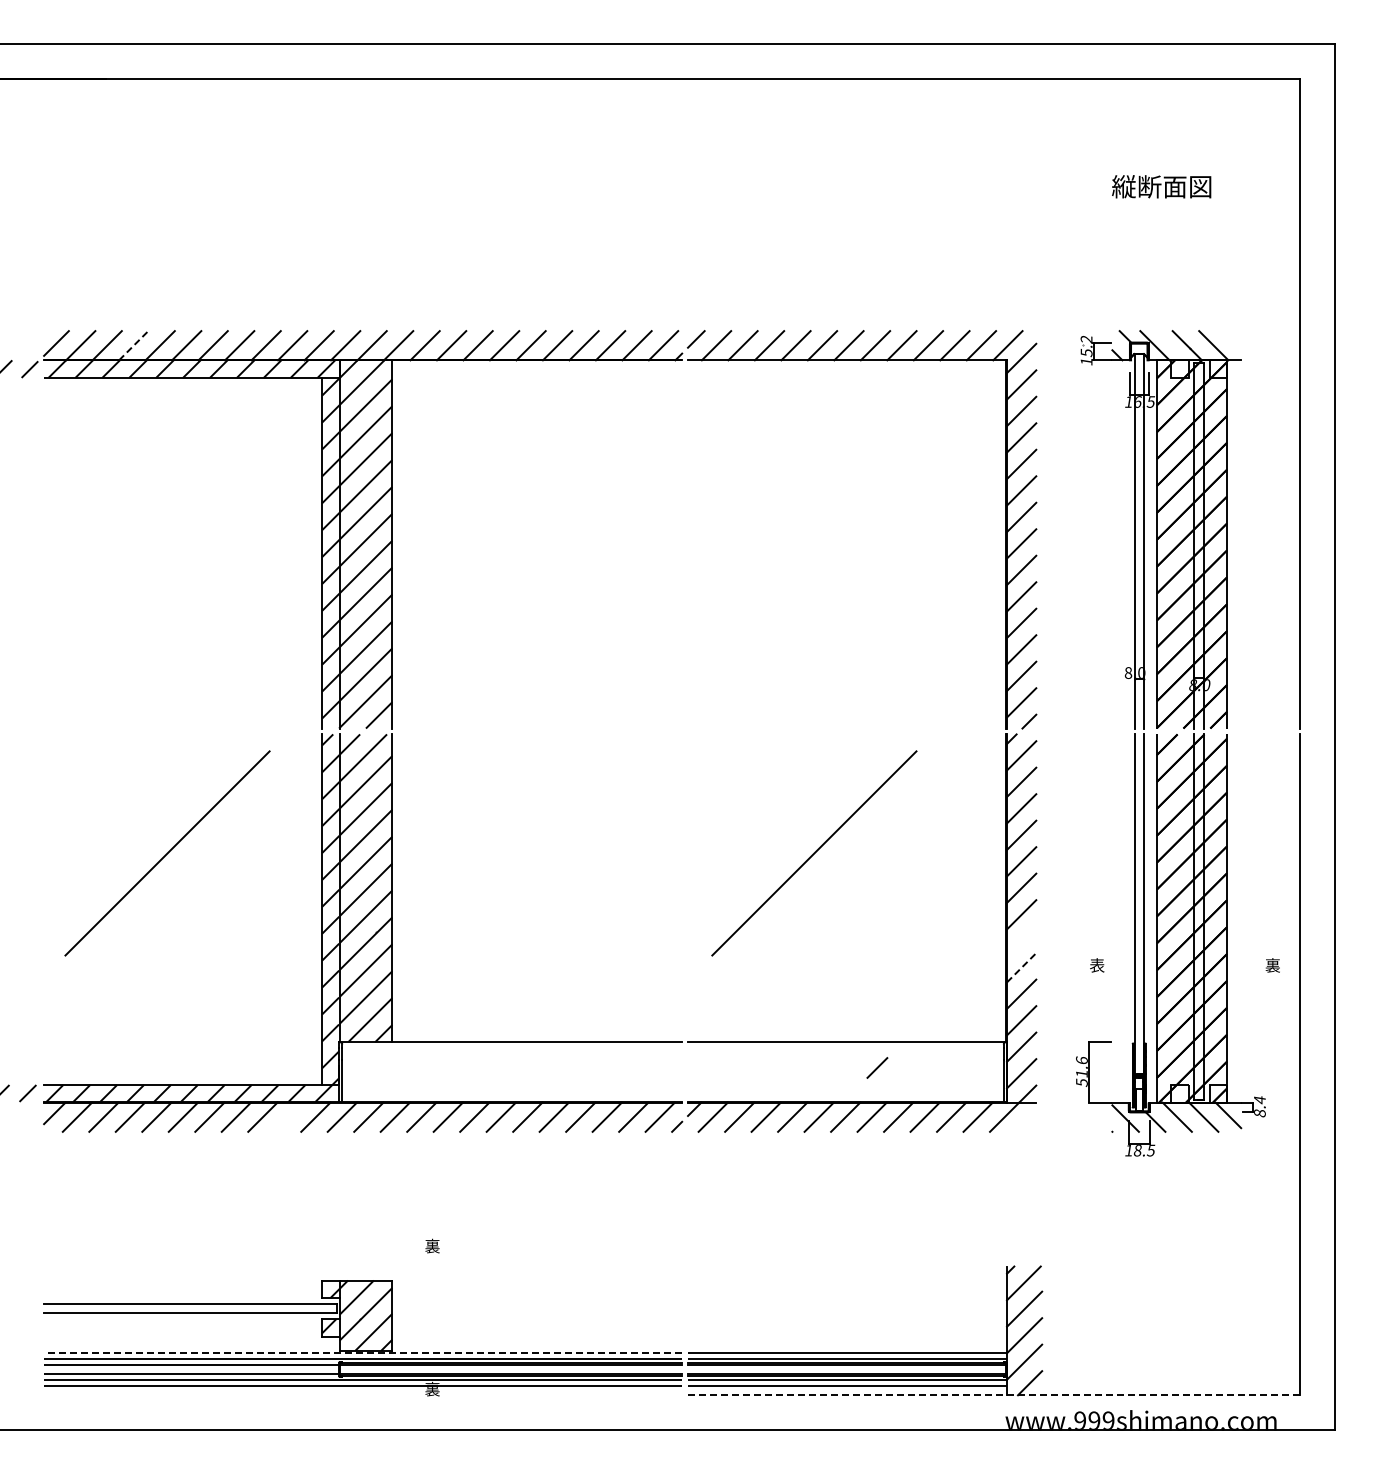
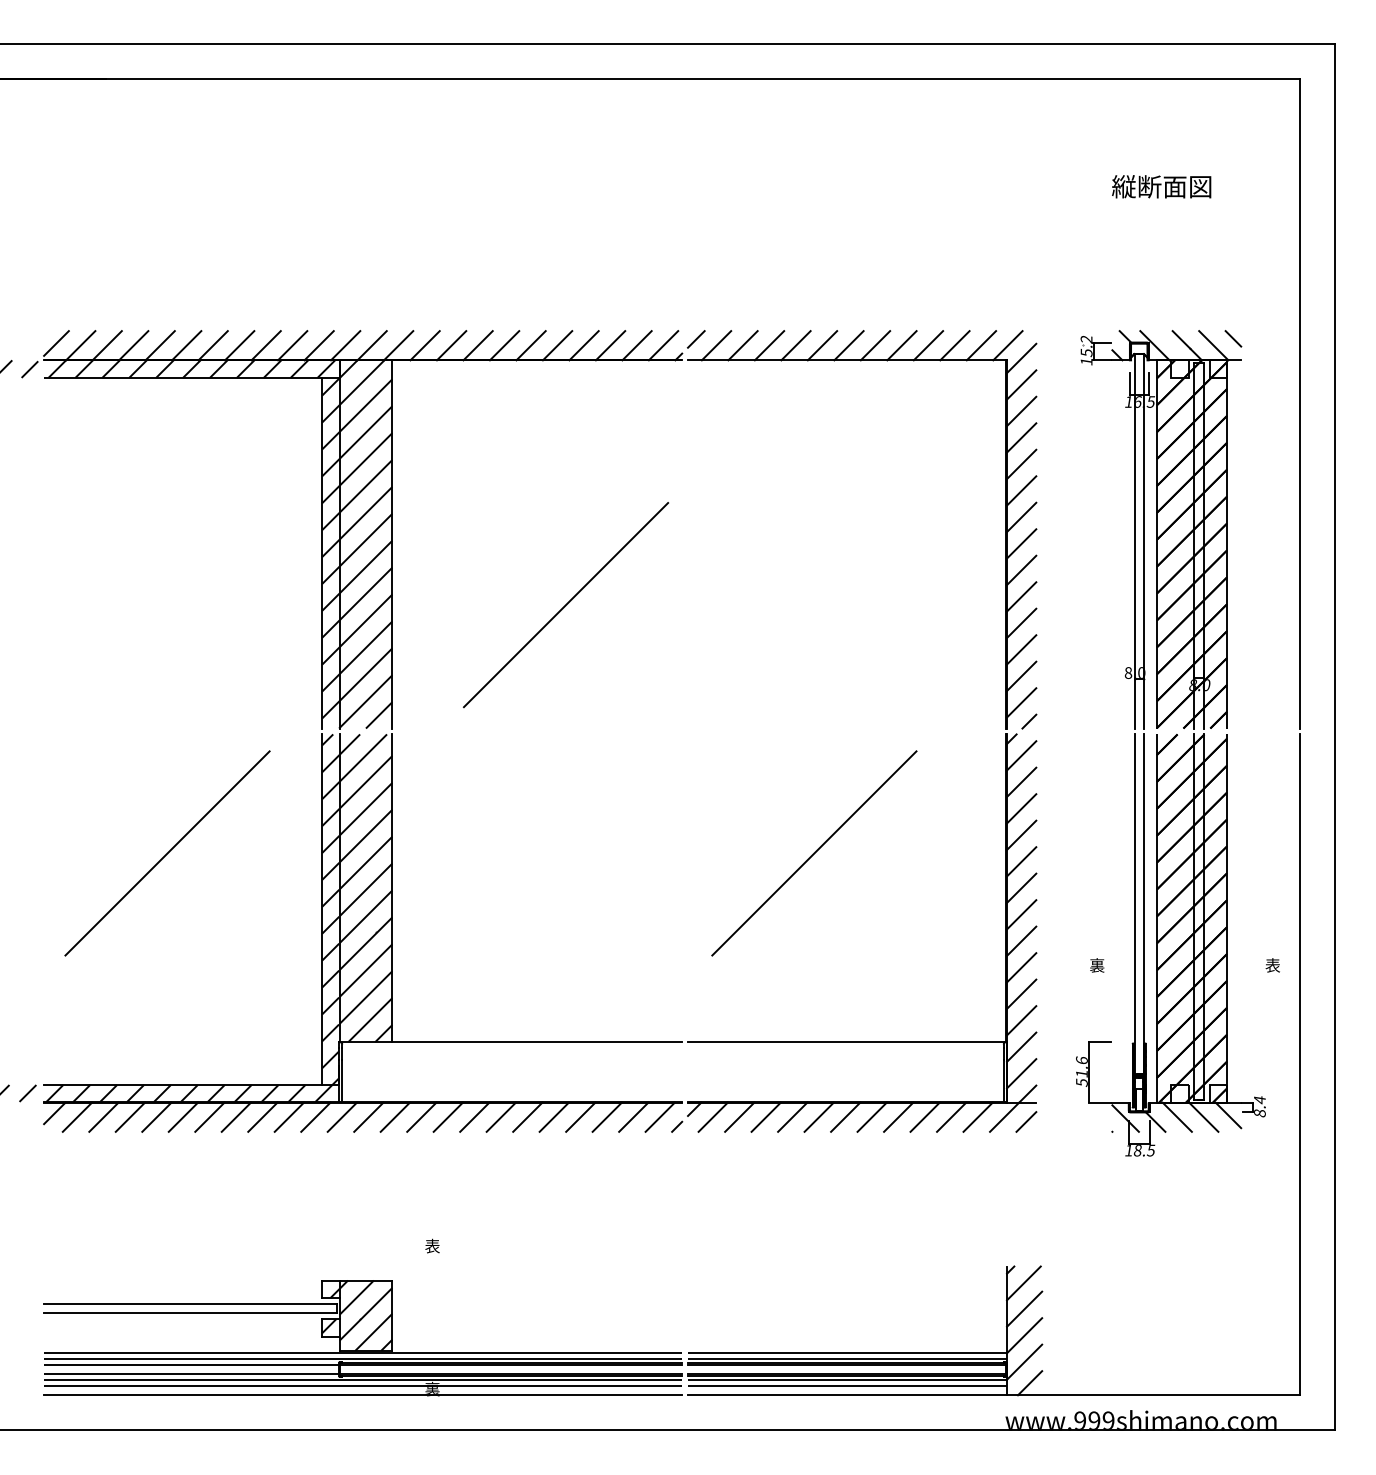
line: none -> present (1233, 338)
line: dashed -> solid (133, 345)
line: none -> present (565, 605)
line: none -> present (1021, 940)
text: 表 -> 裏 (1097, 965)
text: 裏 -> 表 (1272, 965)
line: dashed -> solid (1021, 967)
line position: (877, 1067) -> (1026, 1121) (1026, 1121)
line: none -> present (289, 1116)
text: 裏 -> 表 (432, 1246)
line: dashed -> solid (362, 1352)
line: none -> present (363, 1395)
line: dashed -> solid (993, 1395)
